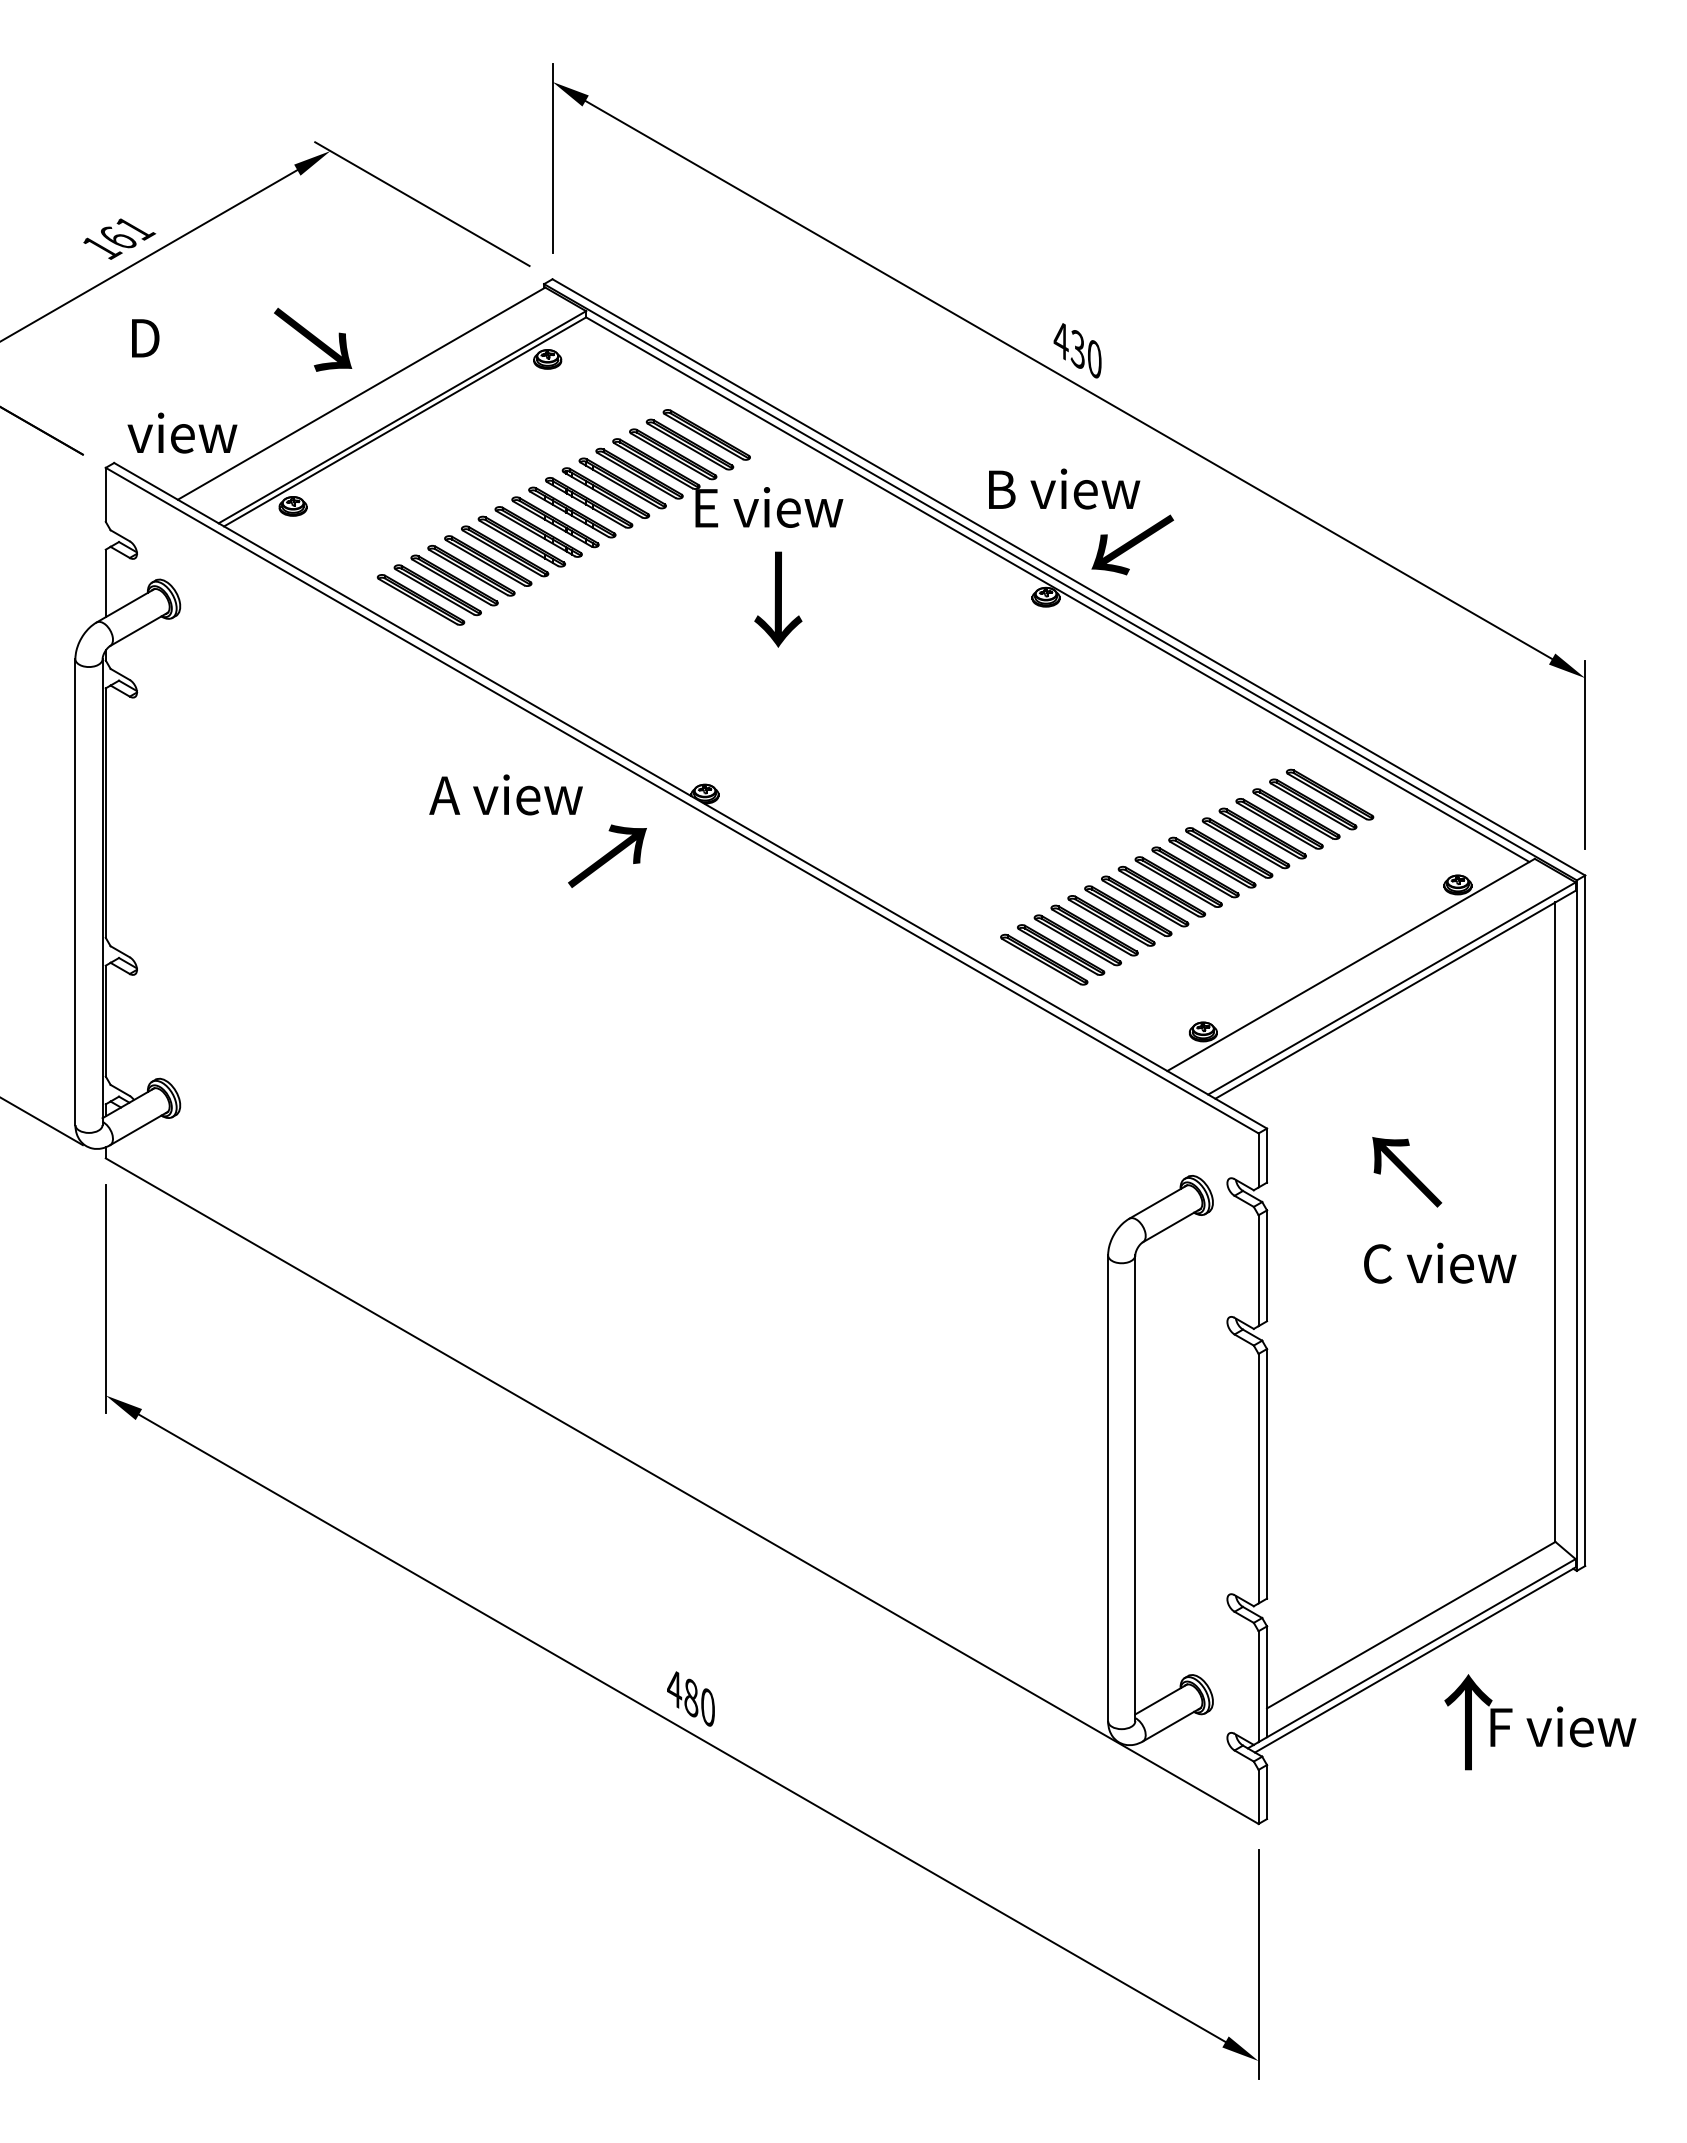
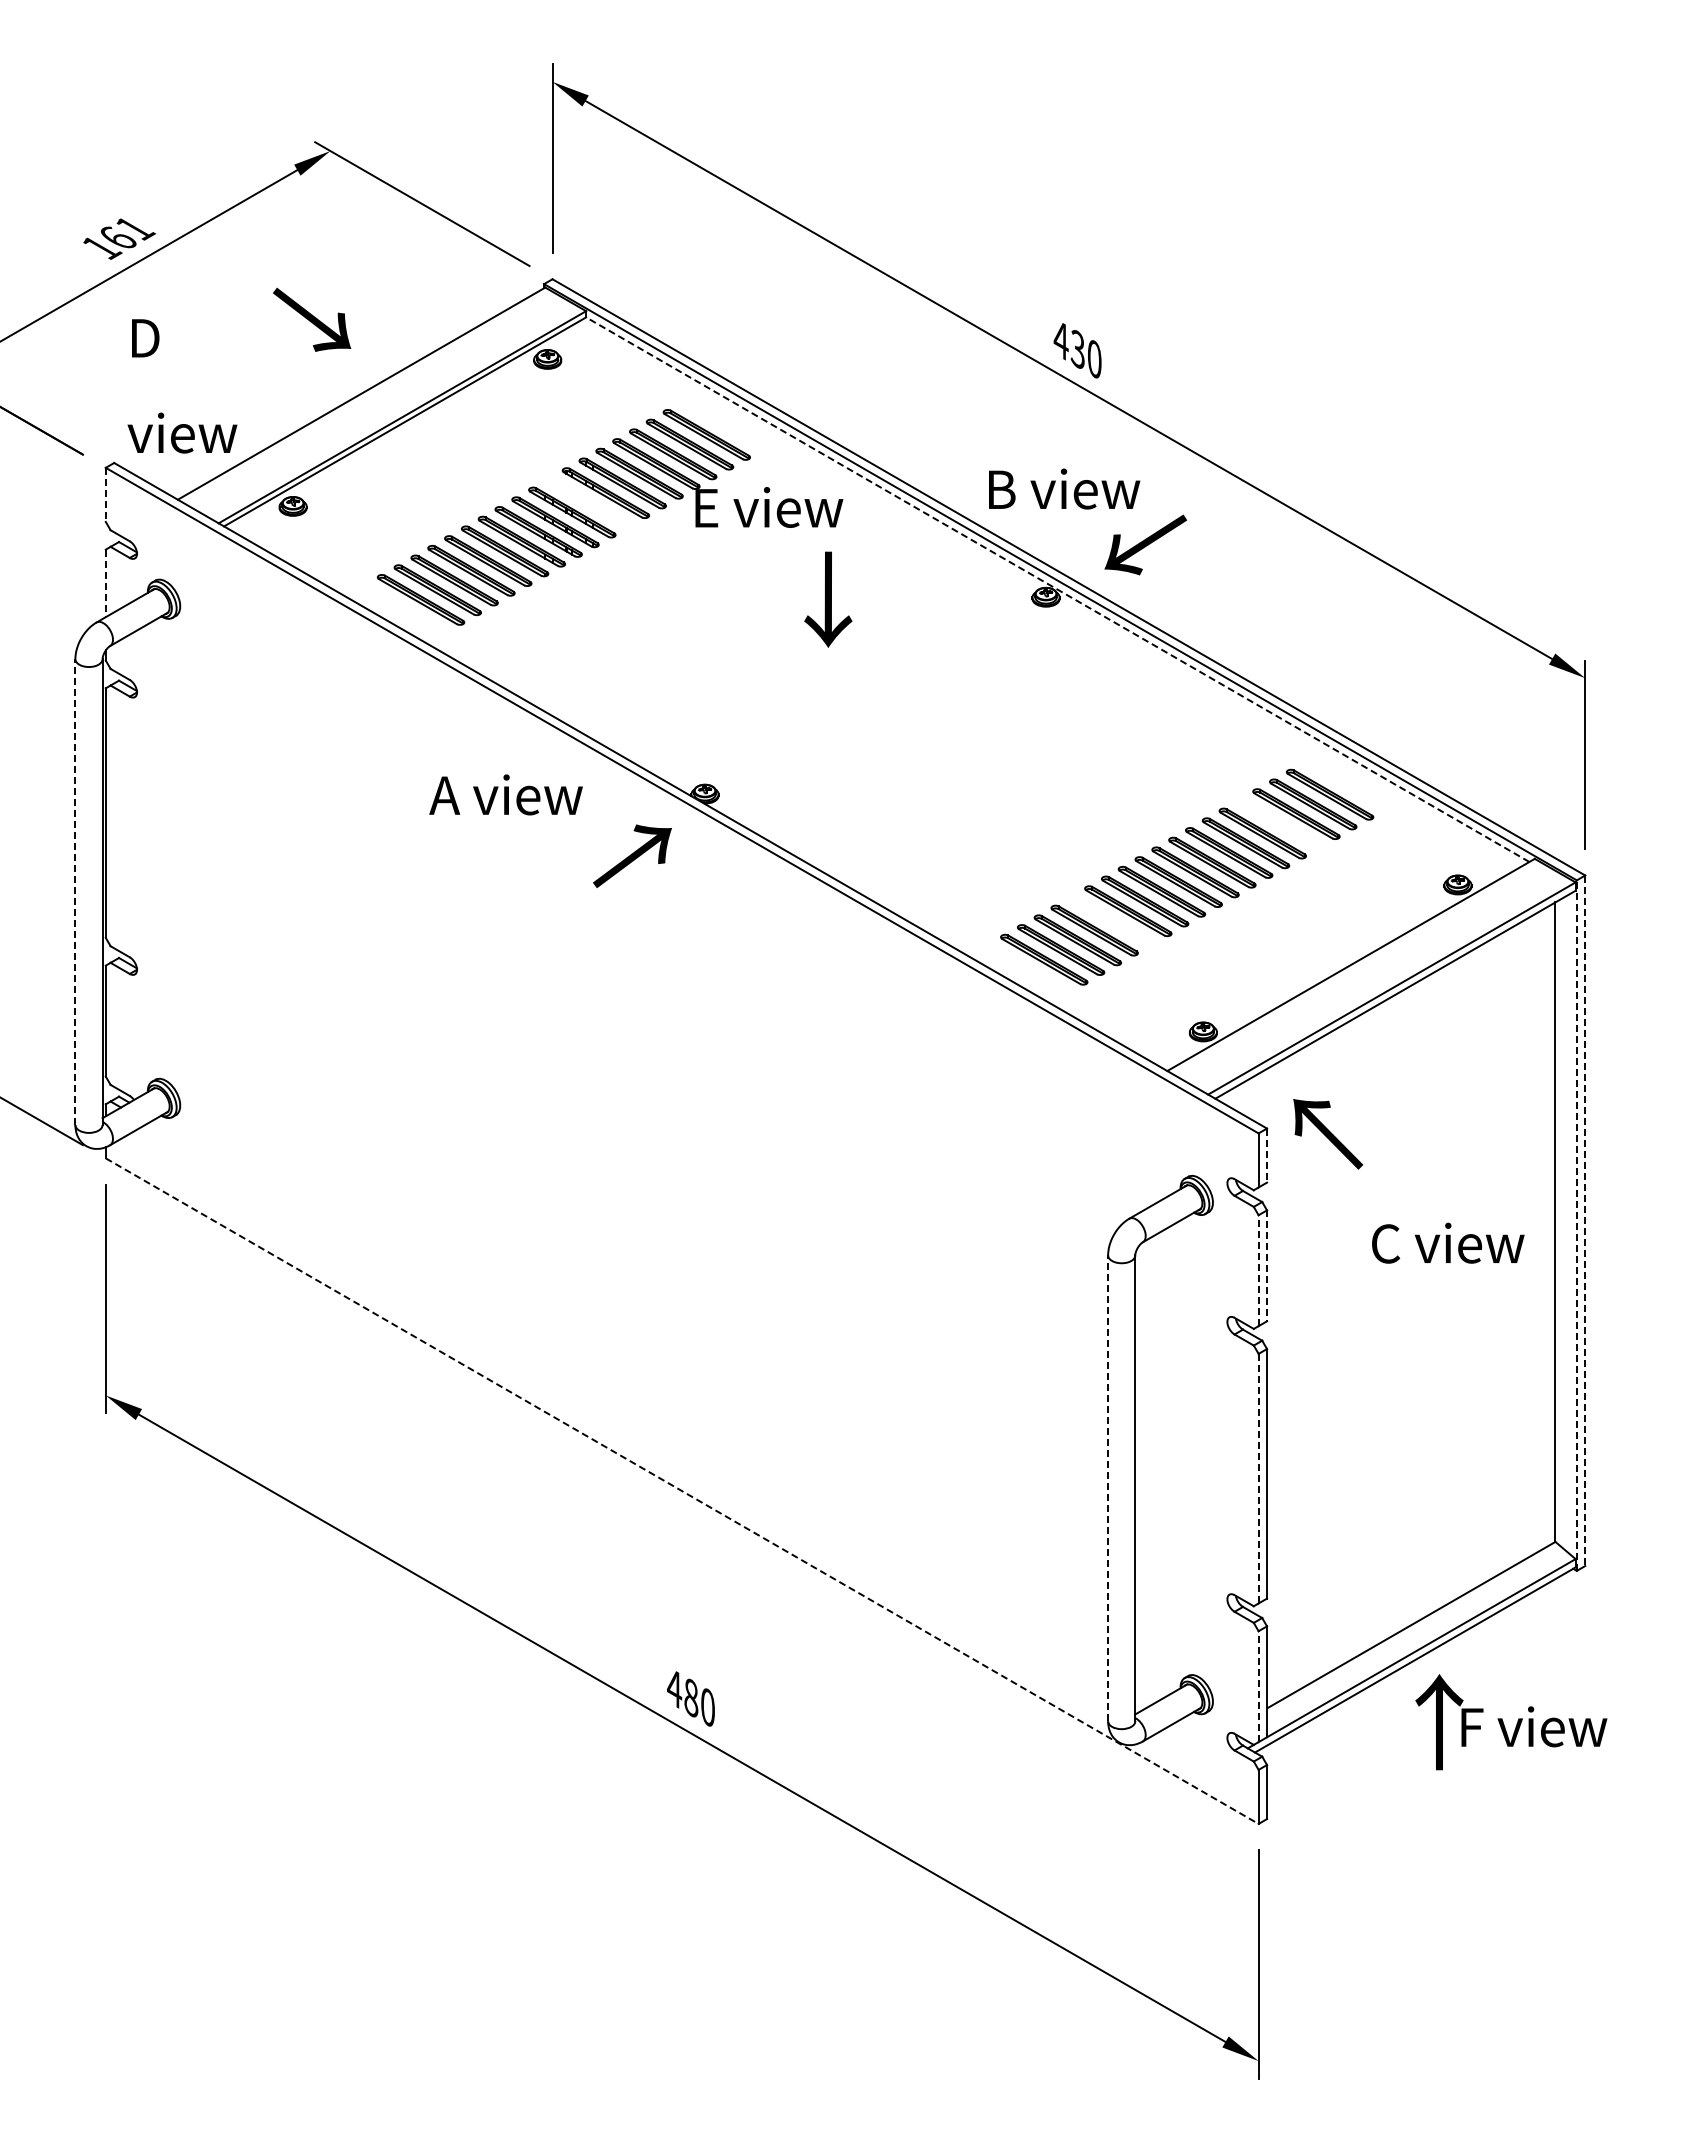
text position: (313, 339) -> (312, 319) (312, 319)
line: solid -> dashed (105, 495)
part: present -> none (589, 502)
text position: (1132, 544) -> (1145, 544) (1145, 544)
line: solid -> dashed (105, 583)
line: solid -> dashed (1057, 589)
text position: (778, 599) -> (828, 599) (828, 599)
part: present -> none (1279, 823)
text position: (607, 855) -> (632, 855) (632, 855)
line: solid -> dashed (75, 892)
part: present -> none (1111, 920)
line: solid -> dashed (1267, 1156)
text position: (1407, 1172) -> (1328, 1134) (1328, 1134)
line: solid -> dashed (1585, 1221)
line: solid -> dashed (1576, 1225)
text position: (1440, 1262) -> (1448, 1242) (1448, 1242)
line: solid -> dashed (1267, 1266)
line: solid -> dashed (1258, 1270)
line: solid -> dashed (1258, 1478)
line: solid -> dashed (1108, 1488)
line: solid -> dashed (682, 1491)
line: solid -> dashed (1258, 1686)
text position: (1540, 1722) -> (1511, 1722) (1511, 1722)
